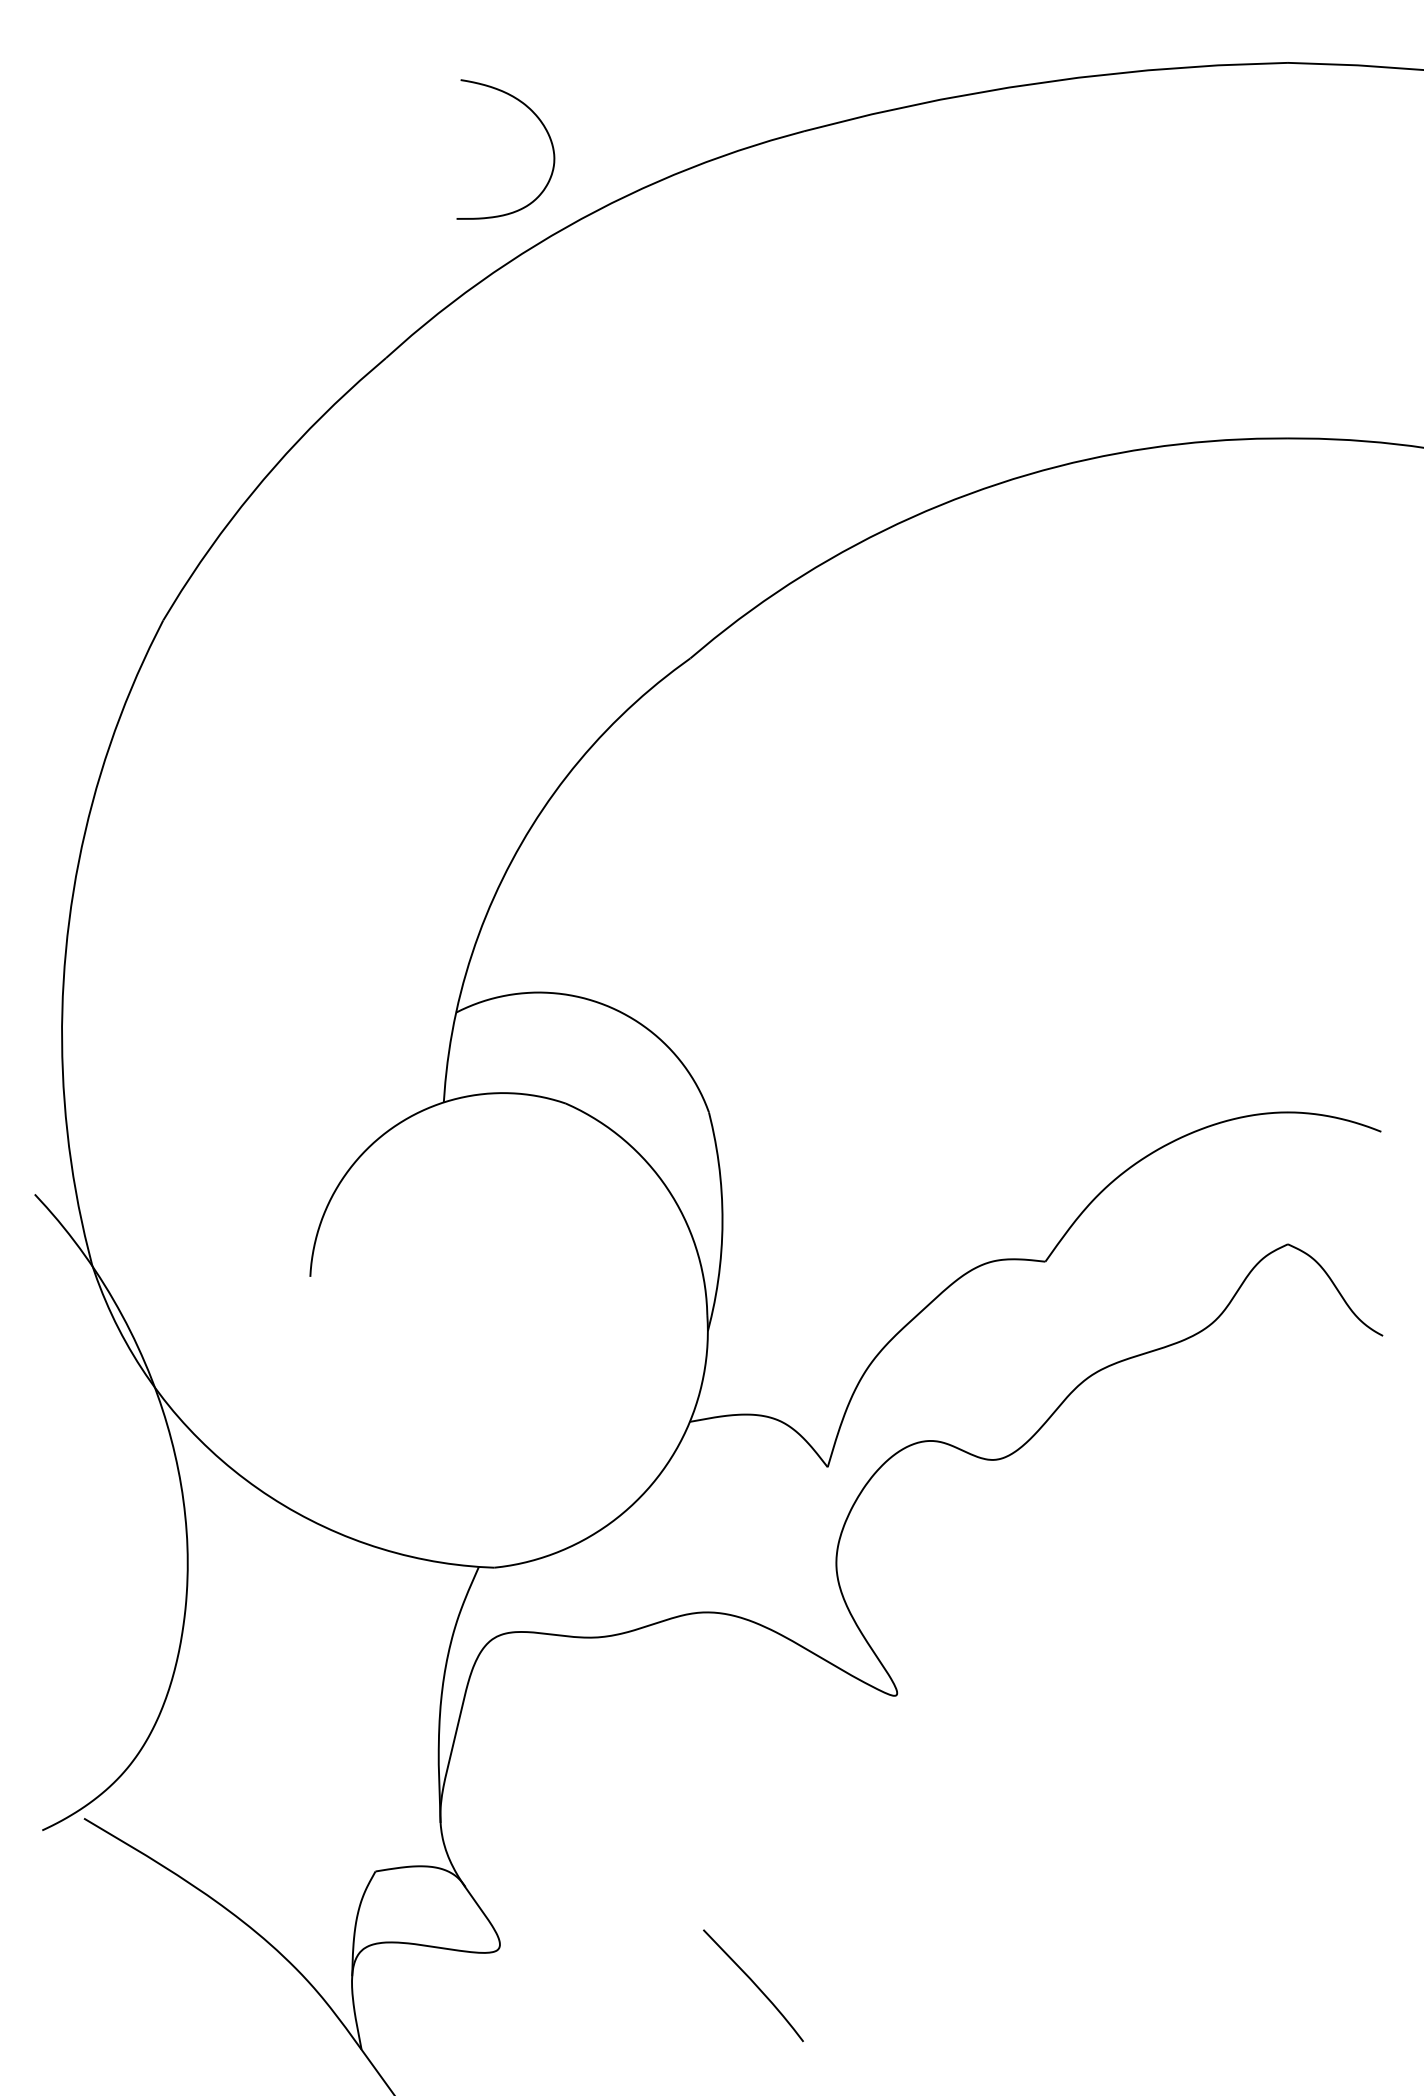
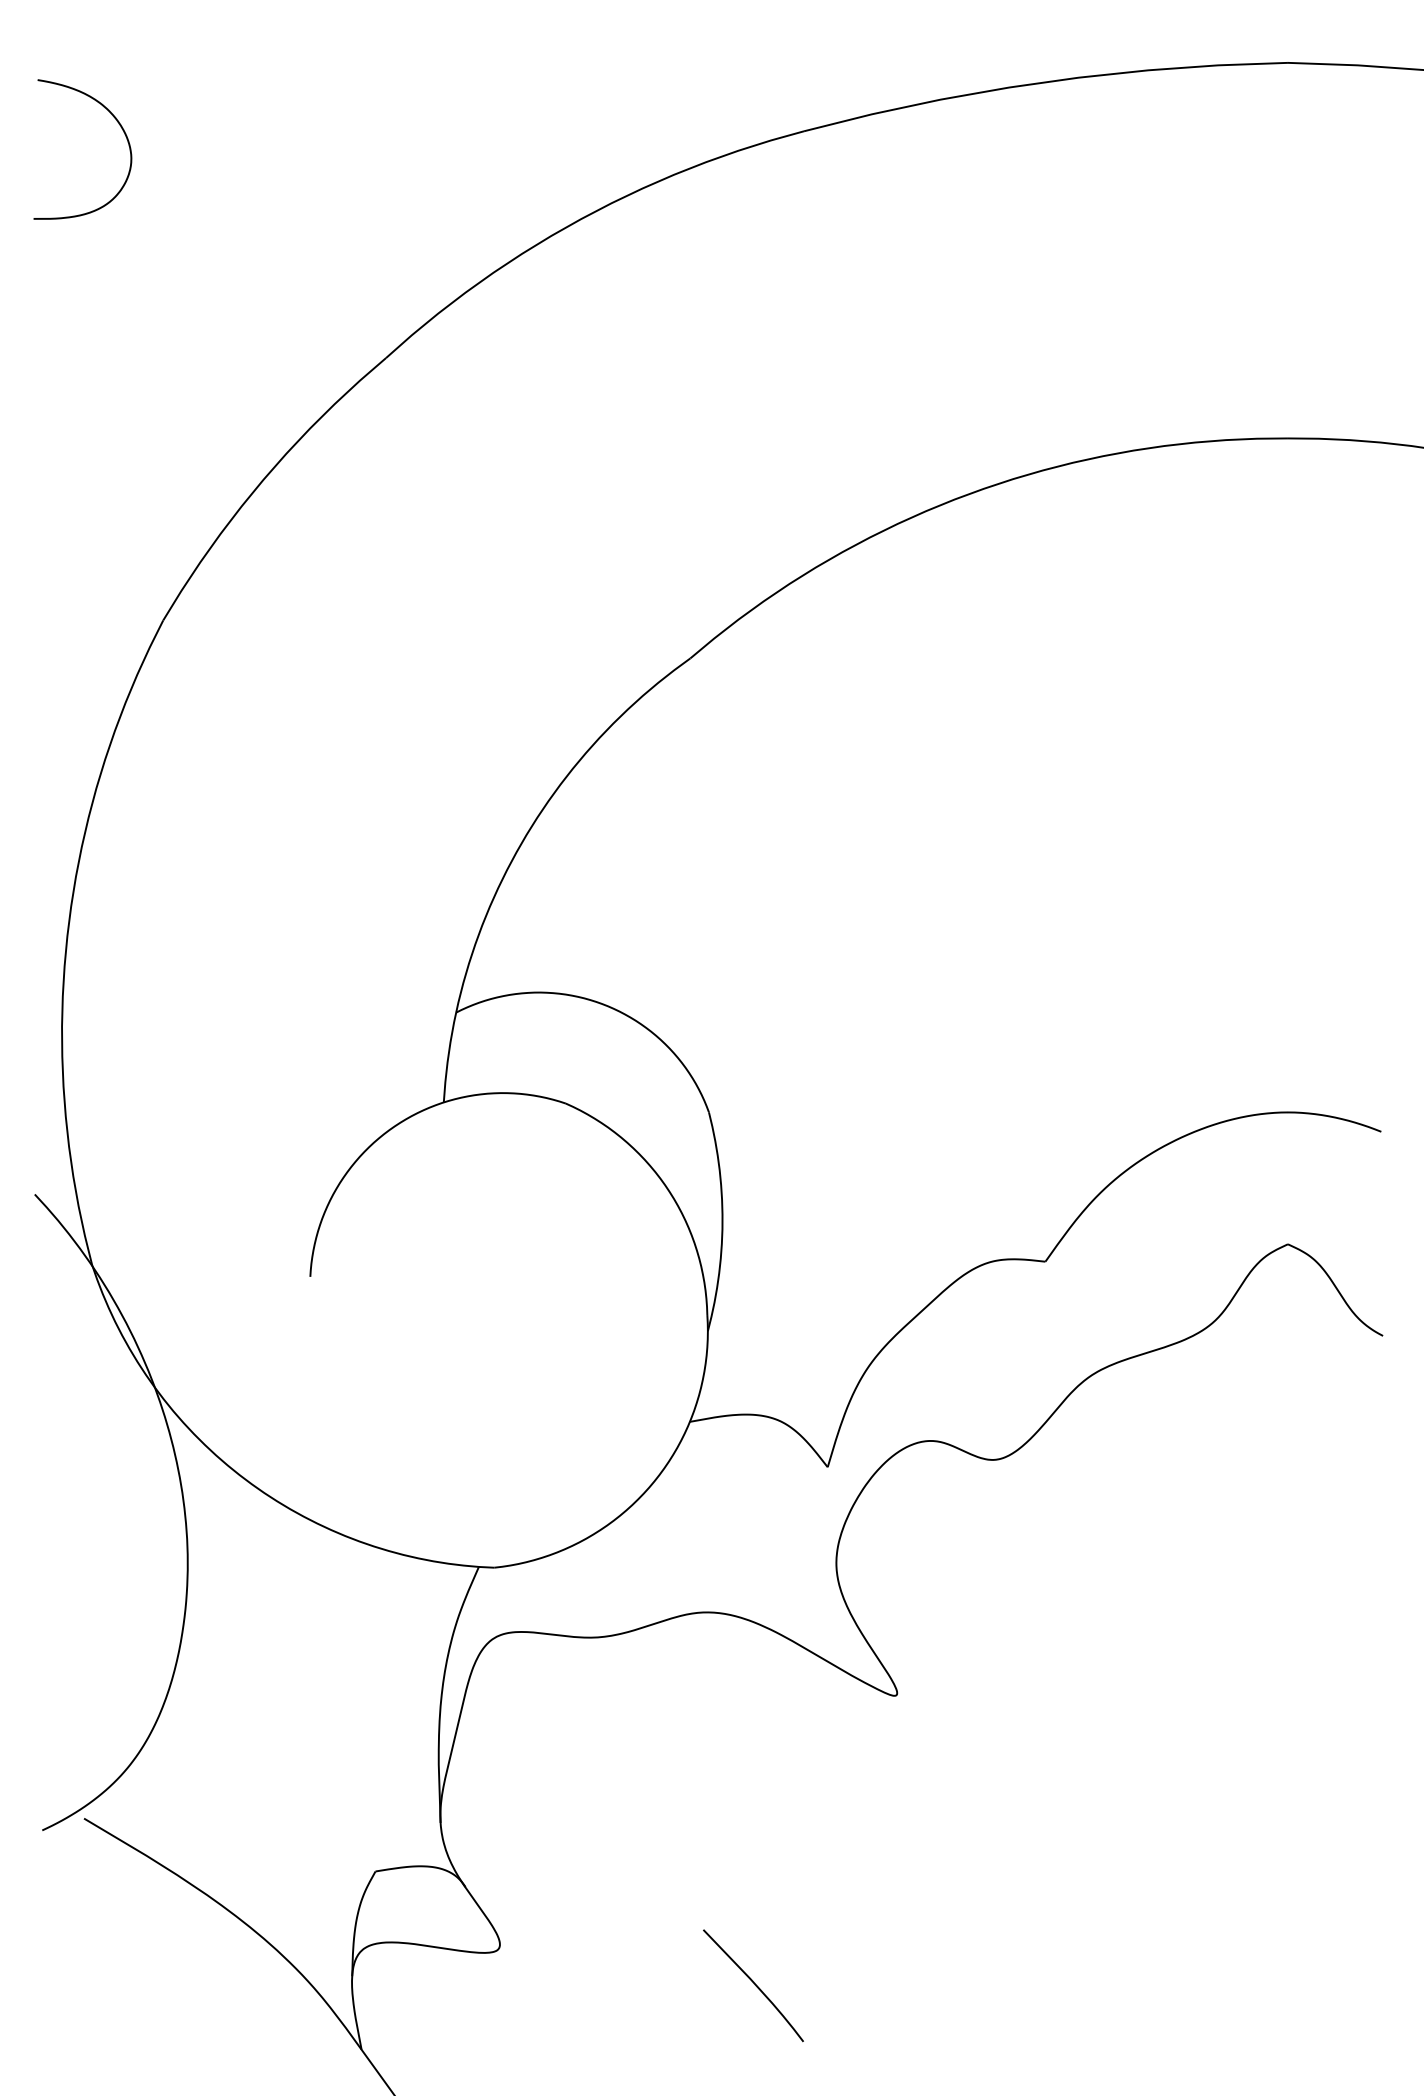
curve position: (543, 127) -> (120, 127) (120, 127)
